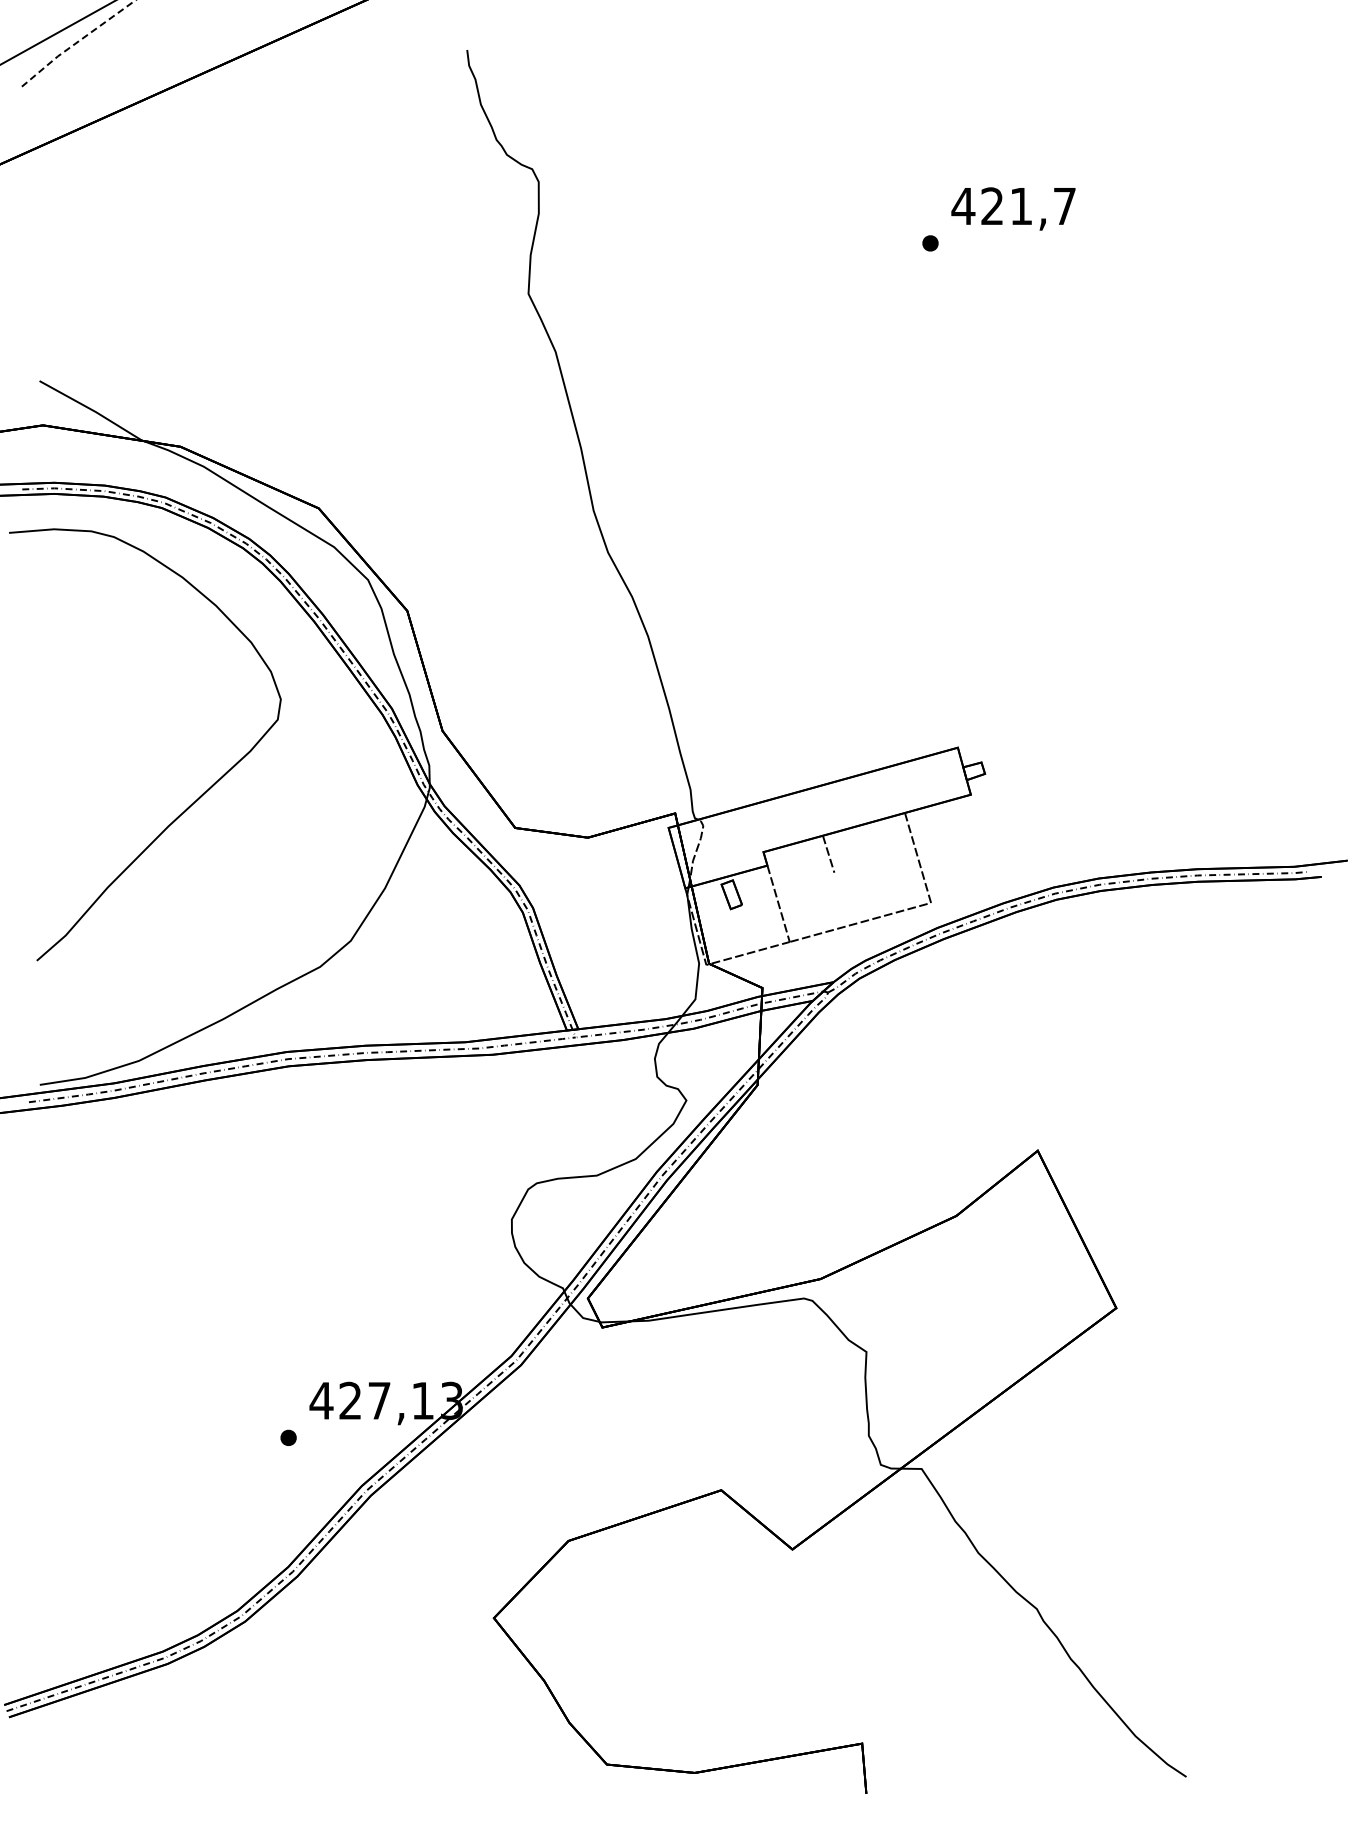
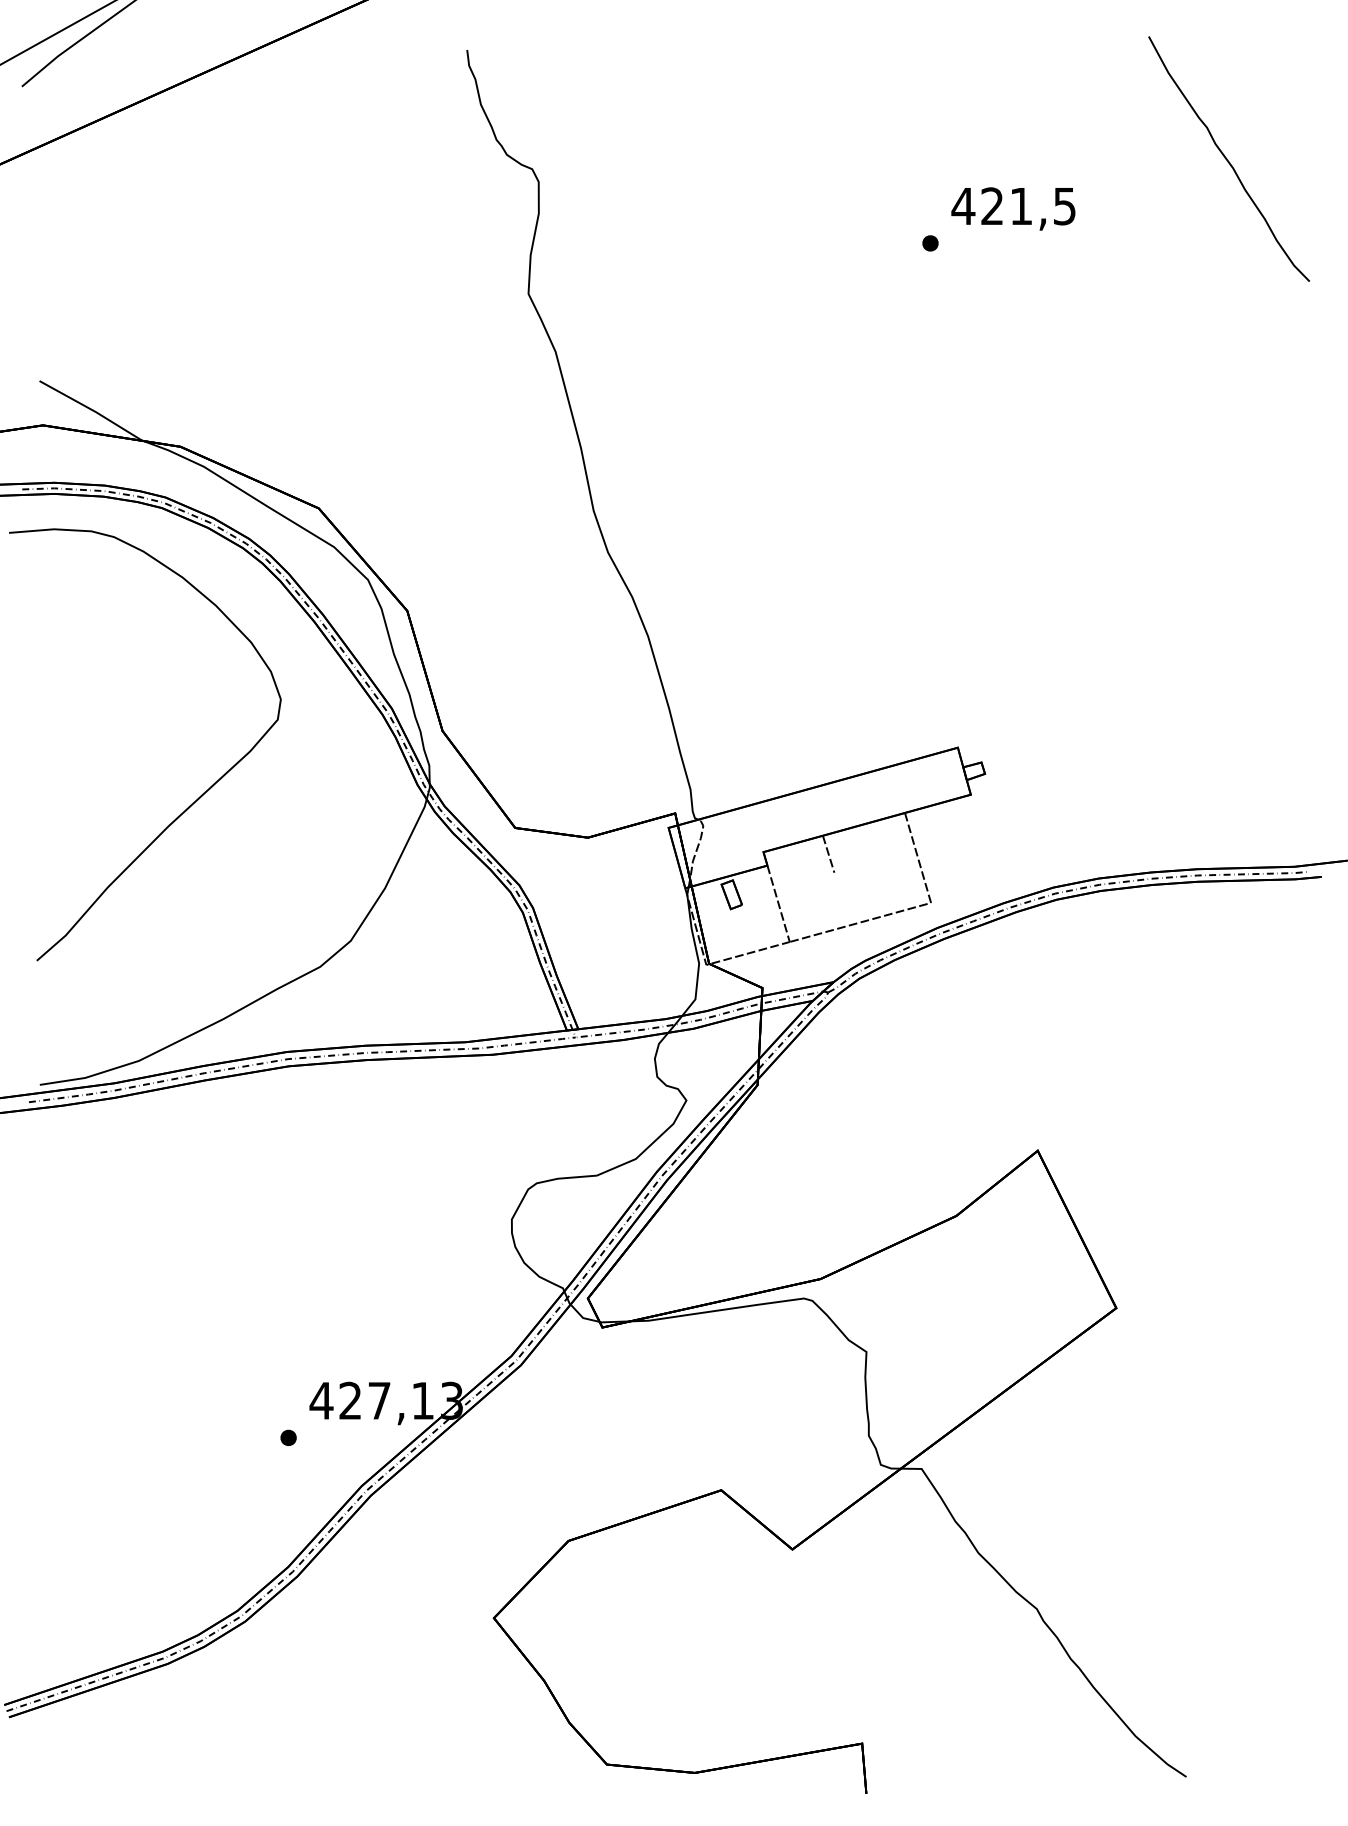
line: dashed -> solid (77, 42)
curve: none -> present (1227, 158)
text: 421,7 -> 421,5 (1064, 206)
